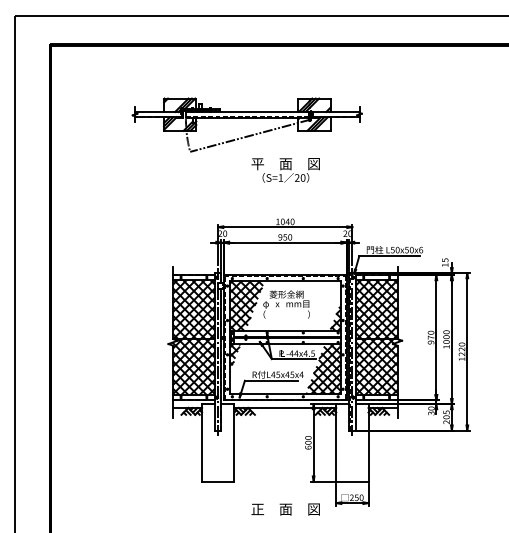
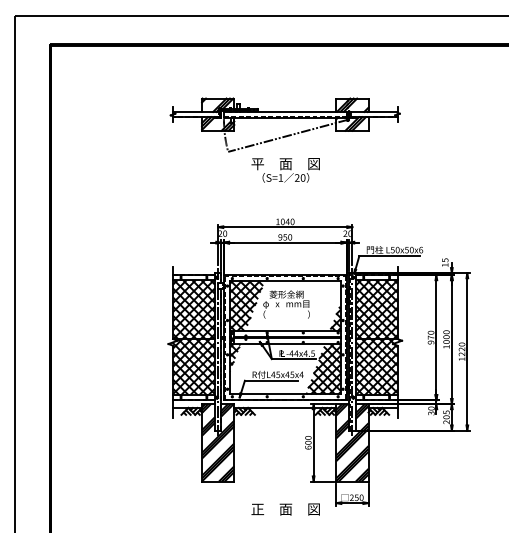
part position: (246, 124) -> (284, 124) (284, 124)
hatch: none -> present (218, 442)
hatch: none -> present (352, 442)
